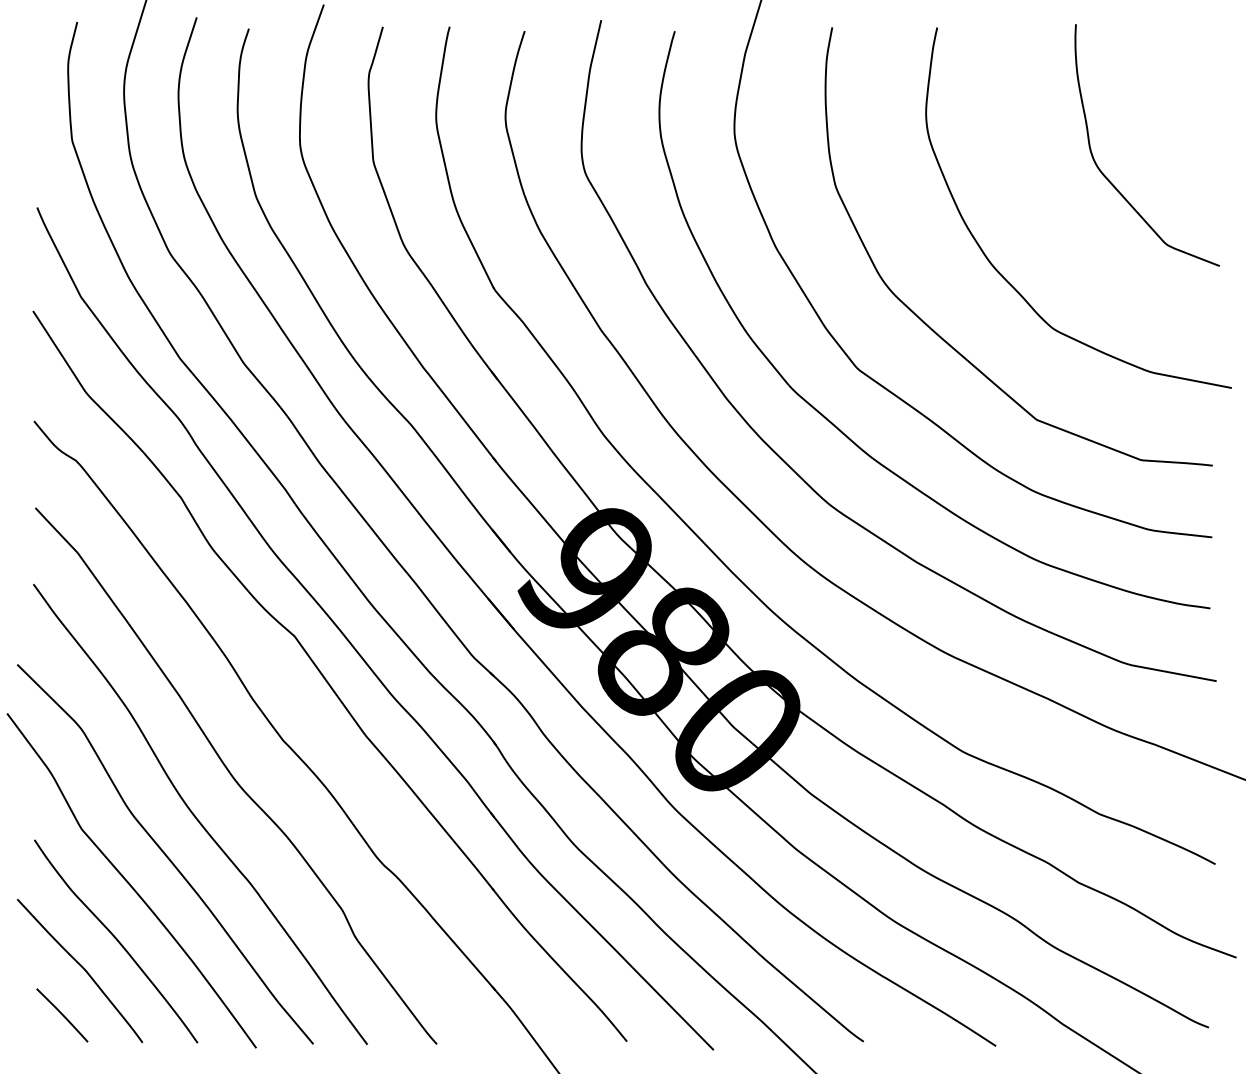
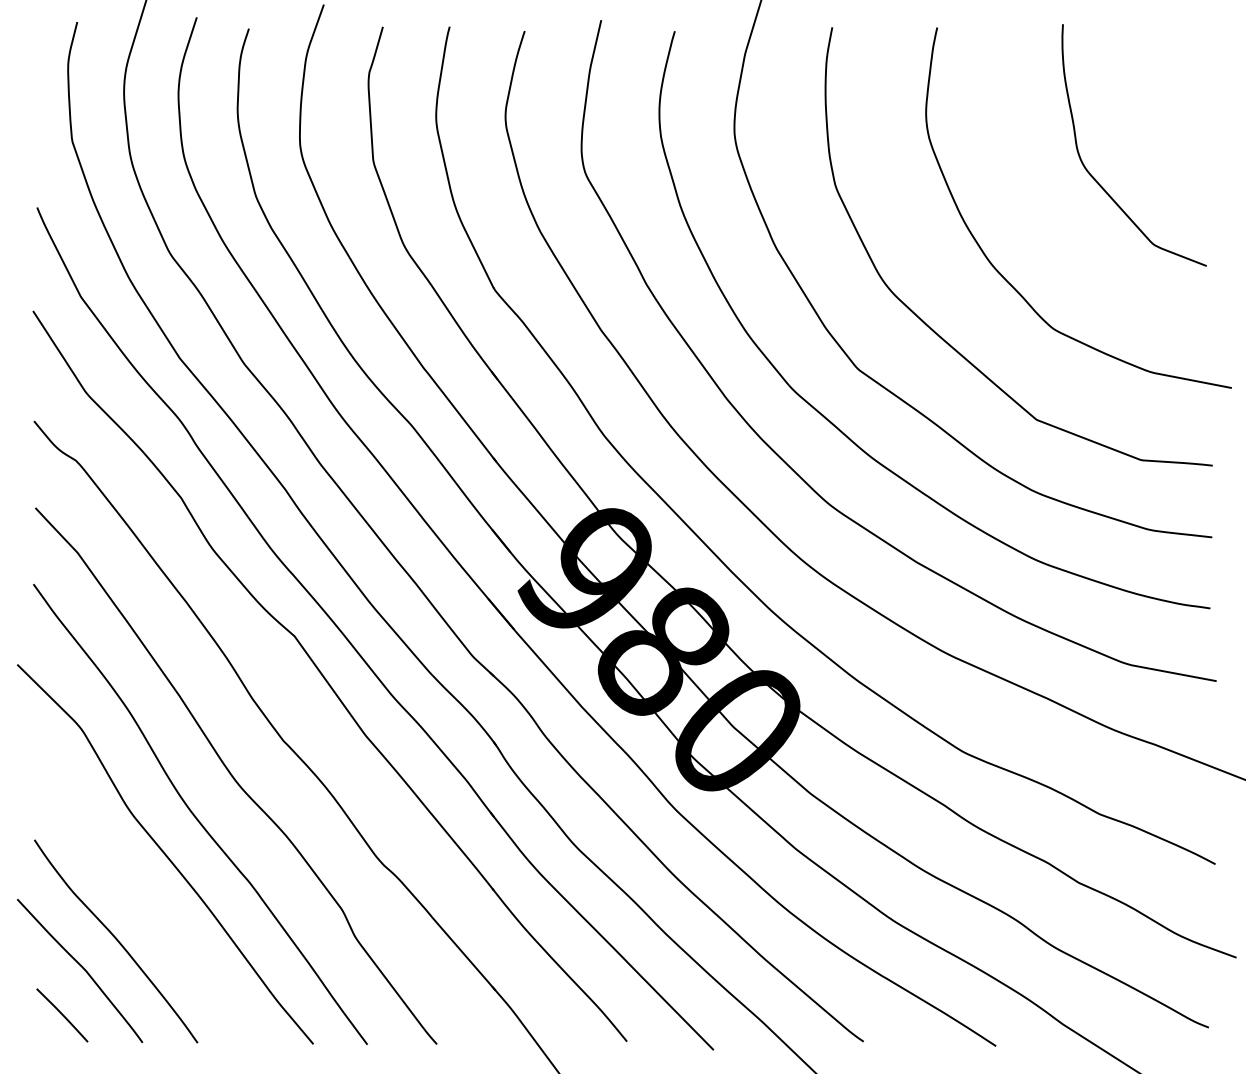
curve position: (1109, 179) -> (1096, 179) (1096, 179)
curve: present -> none (129, 882)
